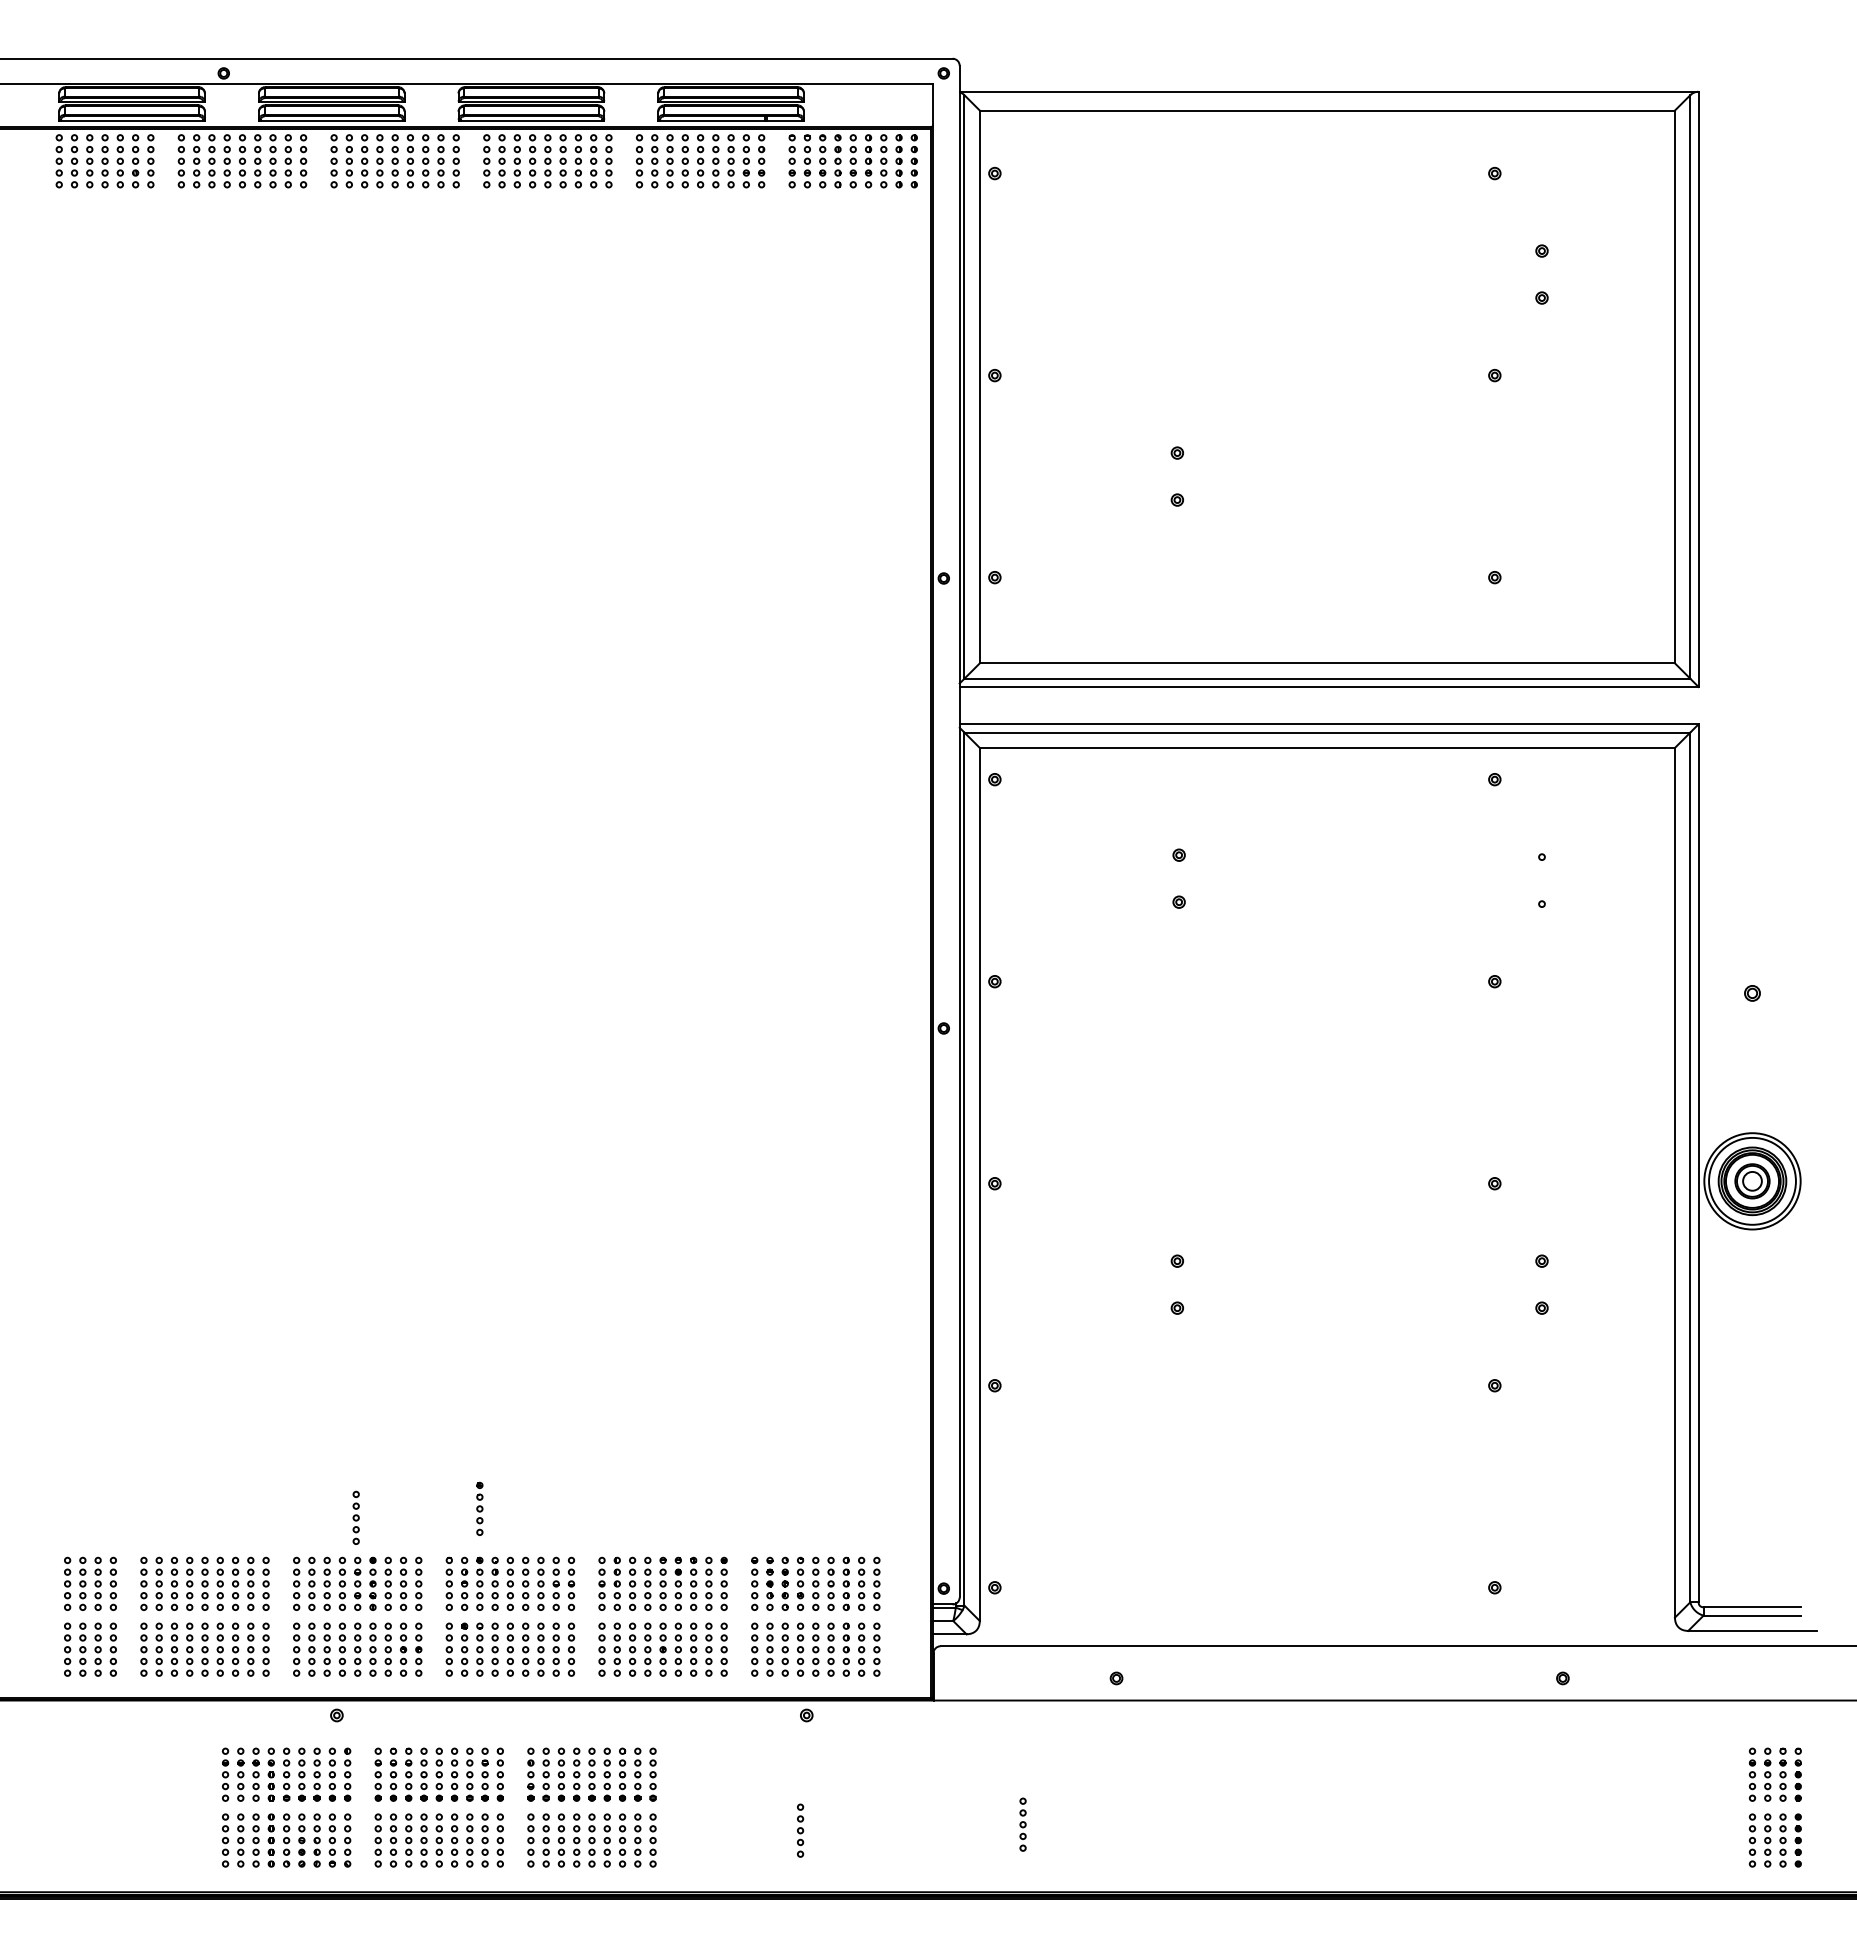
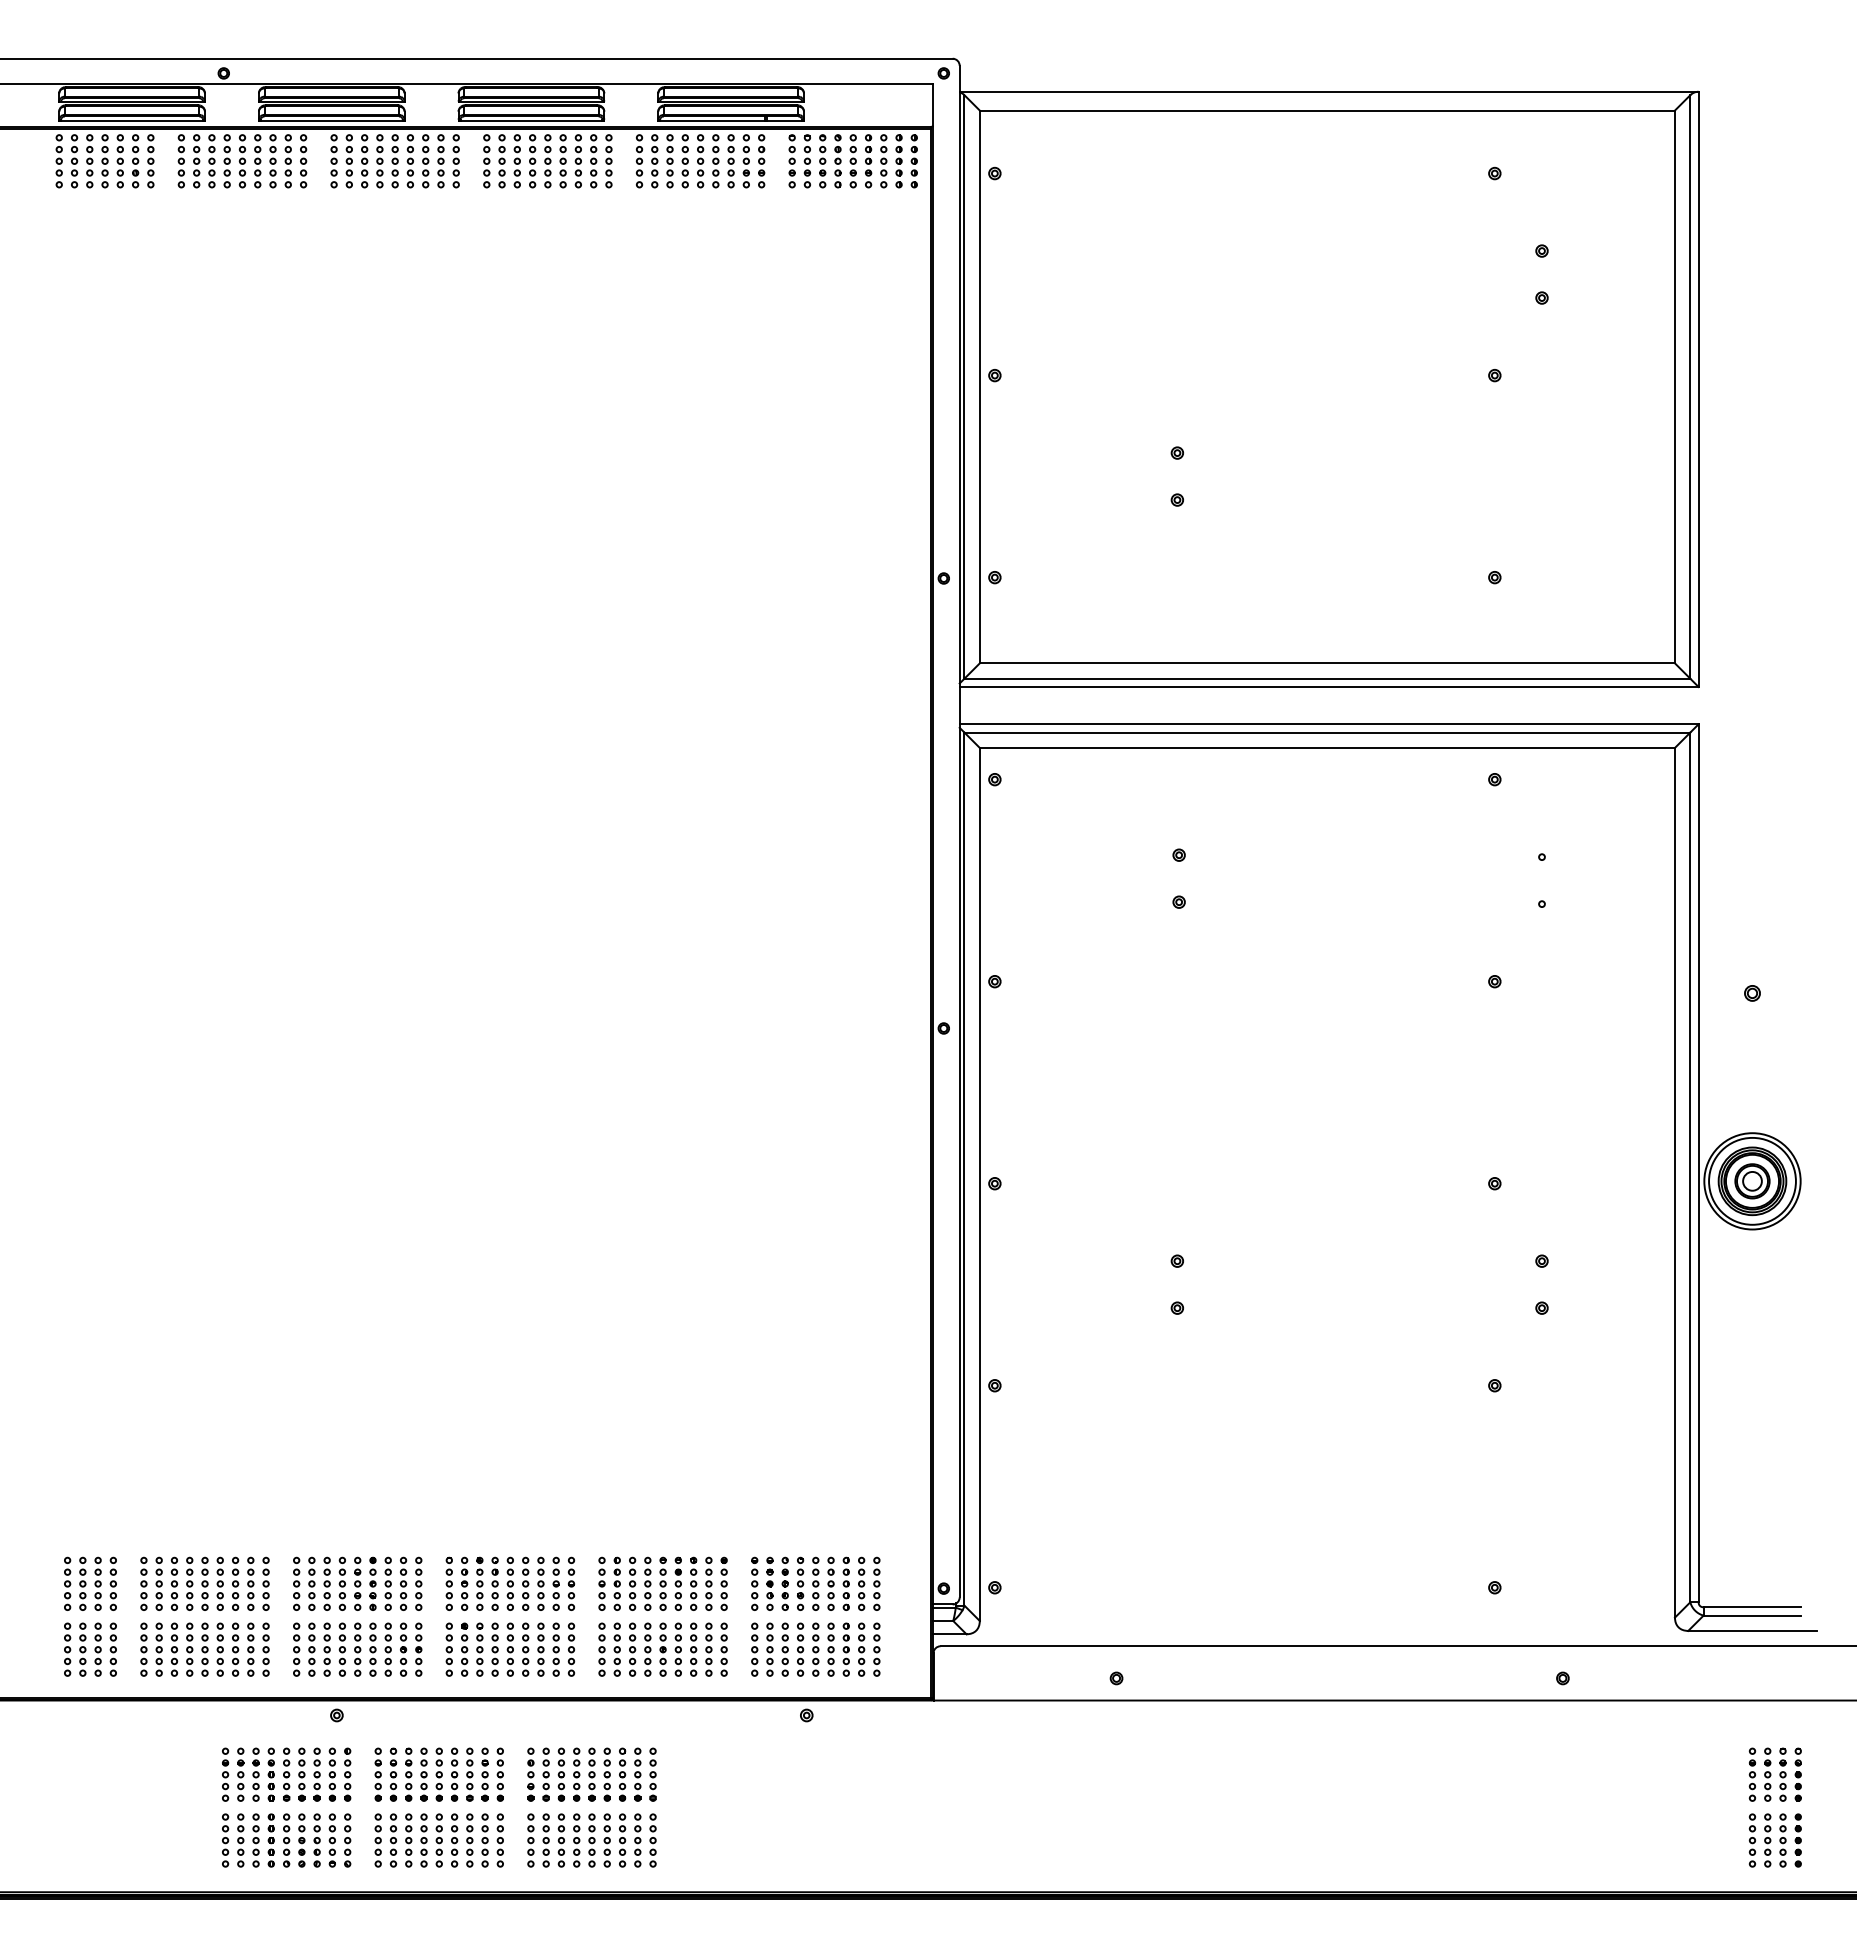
part: present -> none (479, 1508)
part: present -> none (355, 1517)
part: present -> none (1022, 1824)
part: present -> none (800, 1830)
